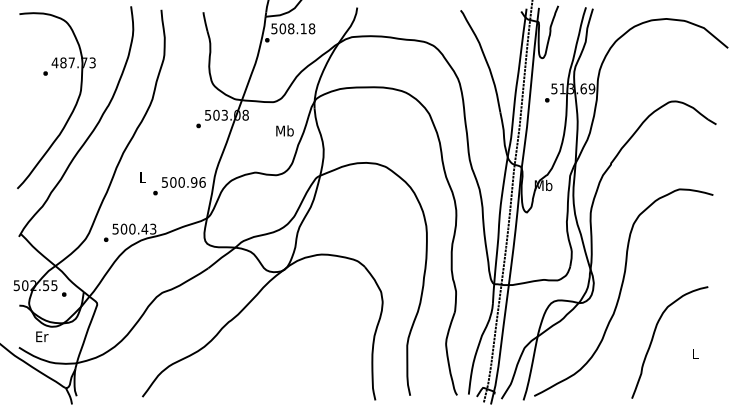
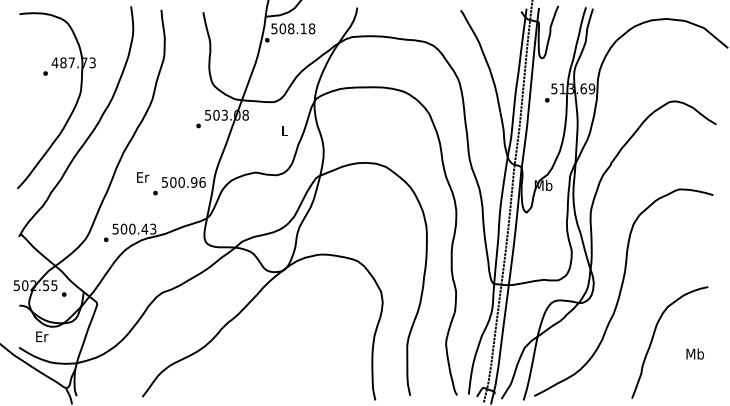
text: Mb -> L (284, 130)
text: L -> Er (143, 177)
text: L -> Mb (695, 353)
